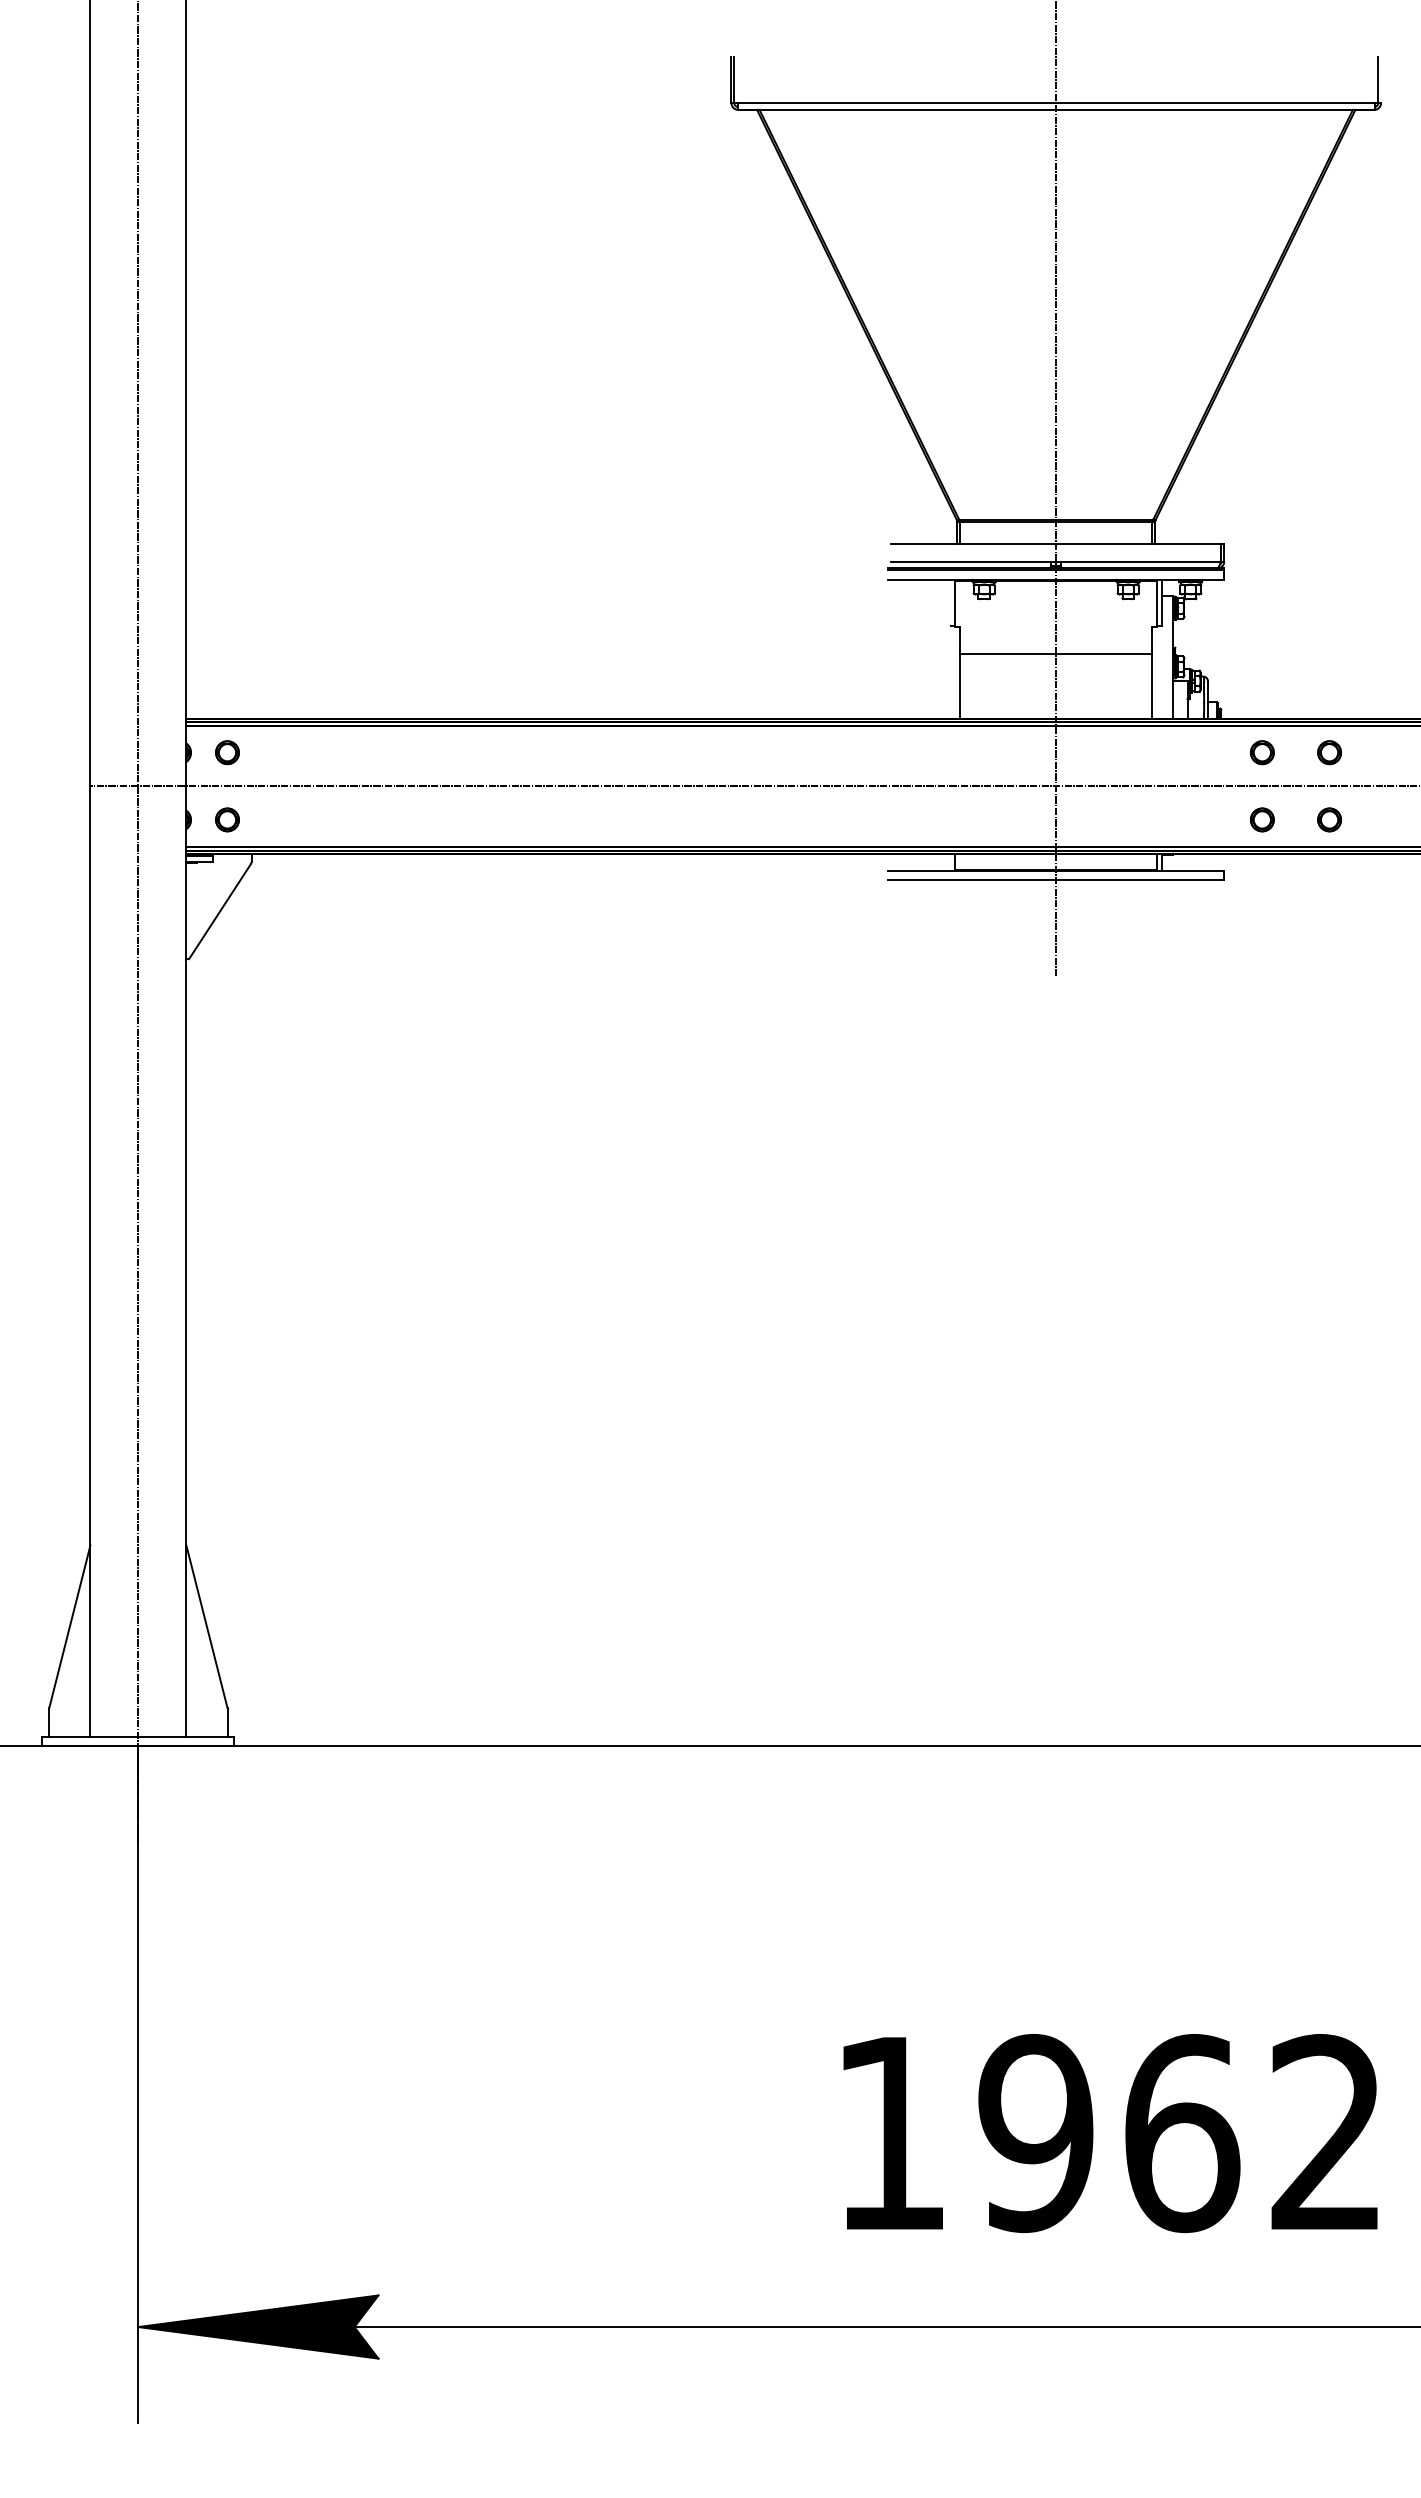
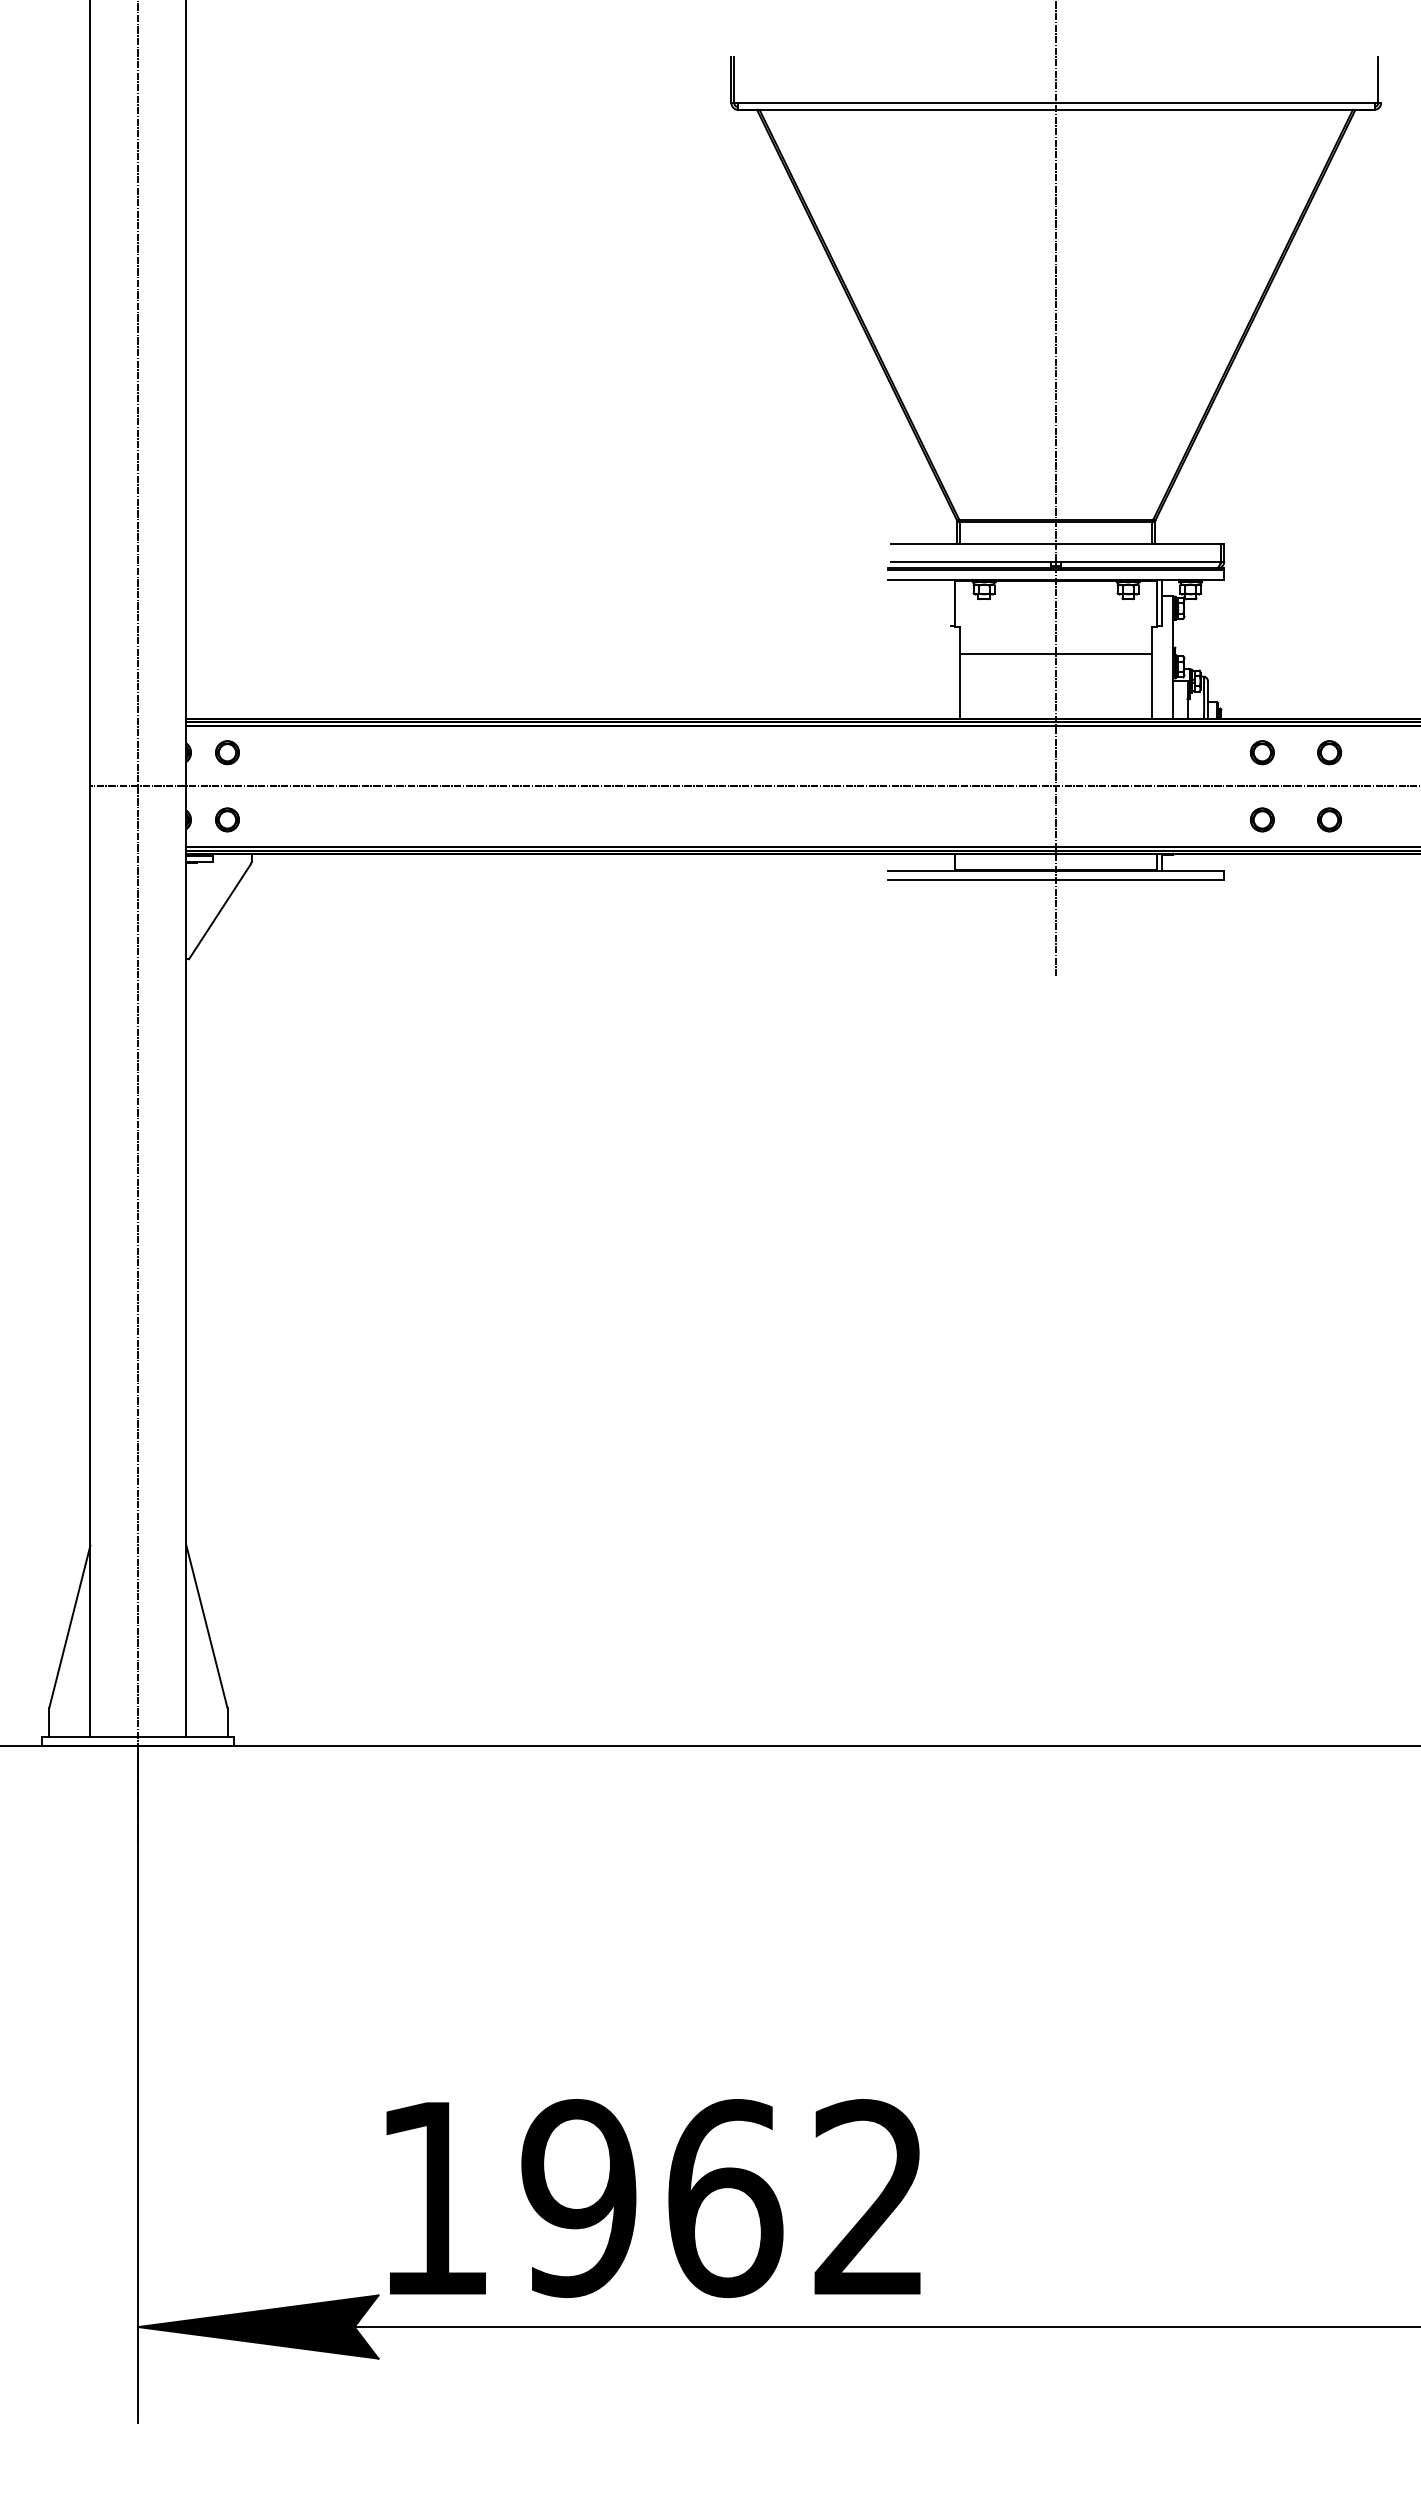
text position: (1110, 2133) -> (653, 2198) (653, 2198)
